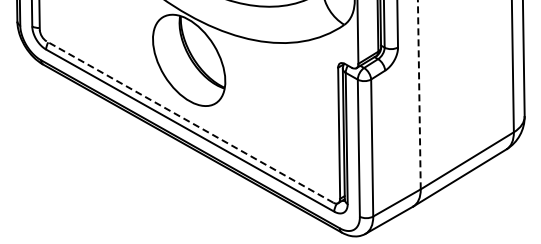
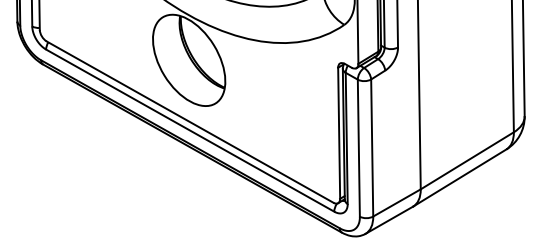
line: dashed -> solid (419, 94)
line: dashed -> solid (189, 121)
